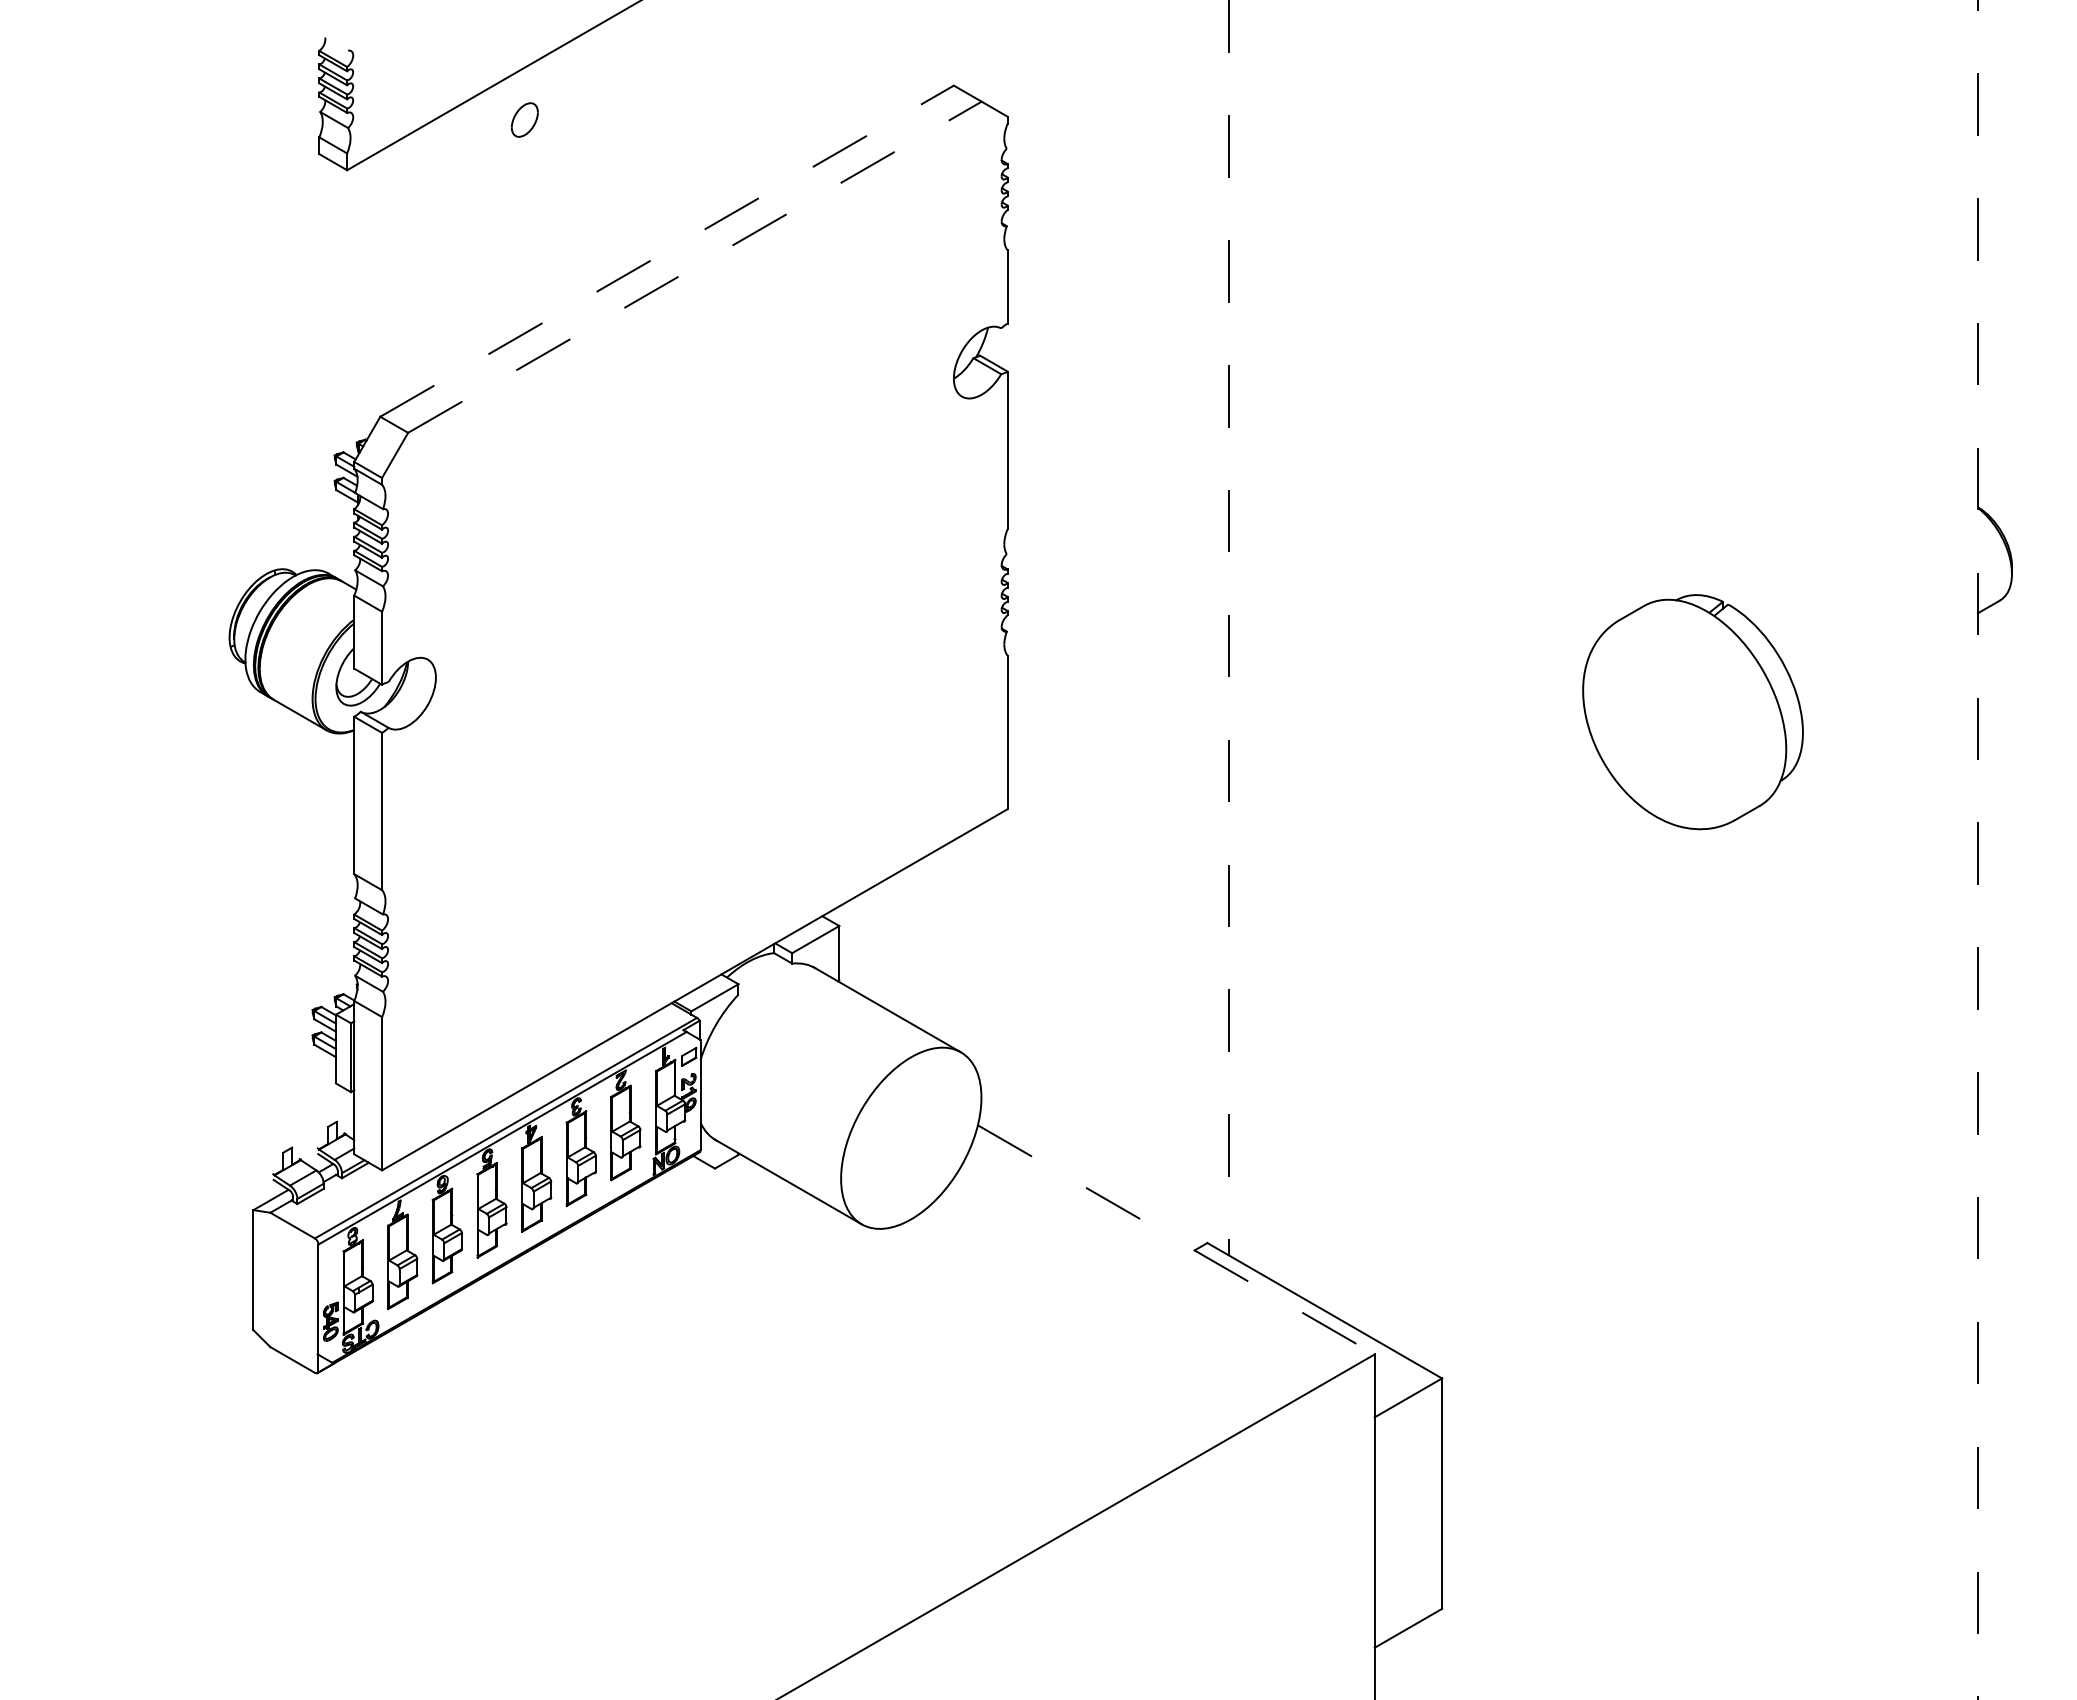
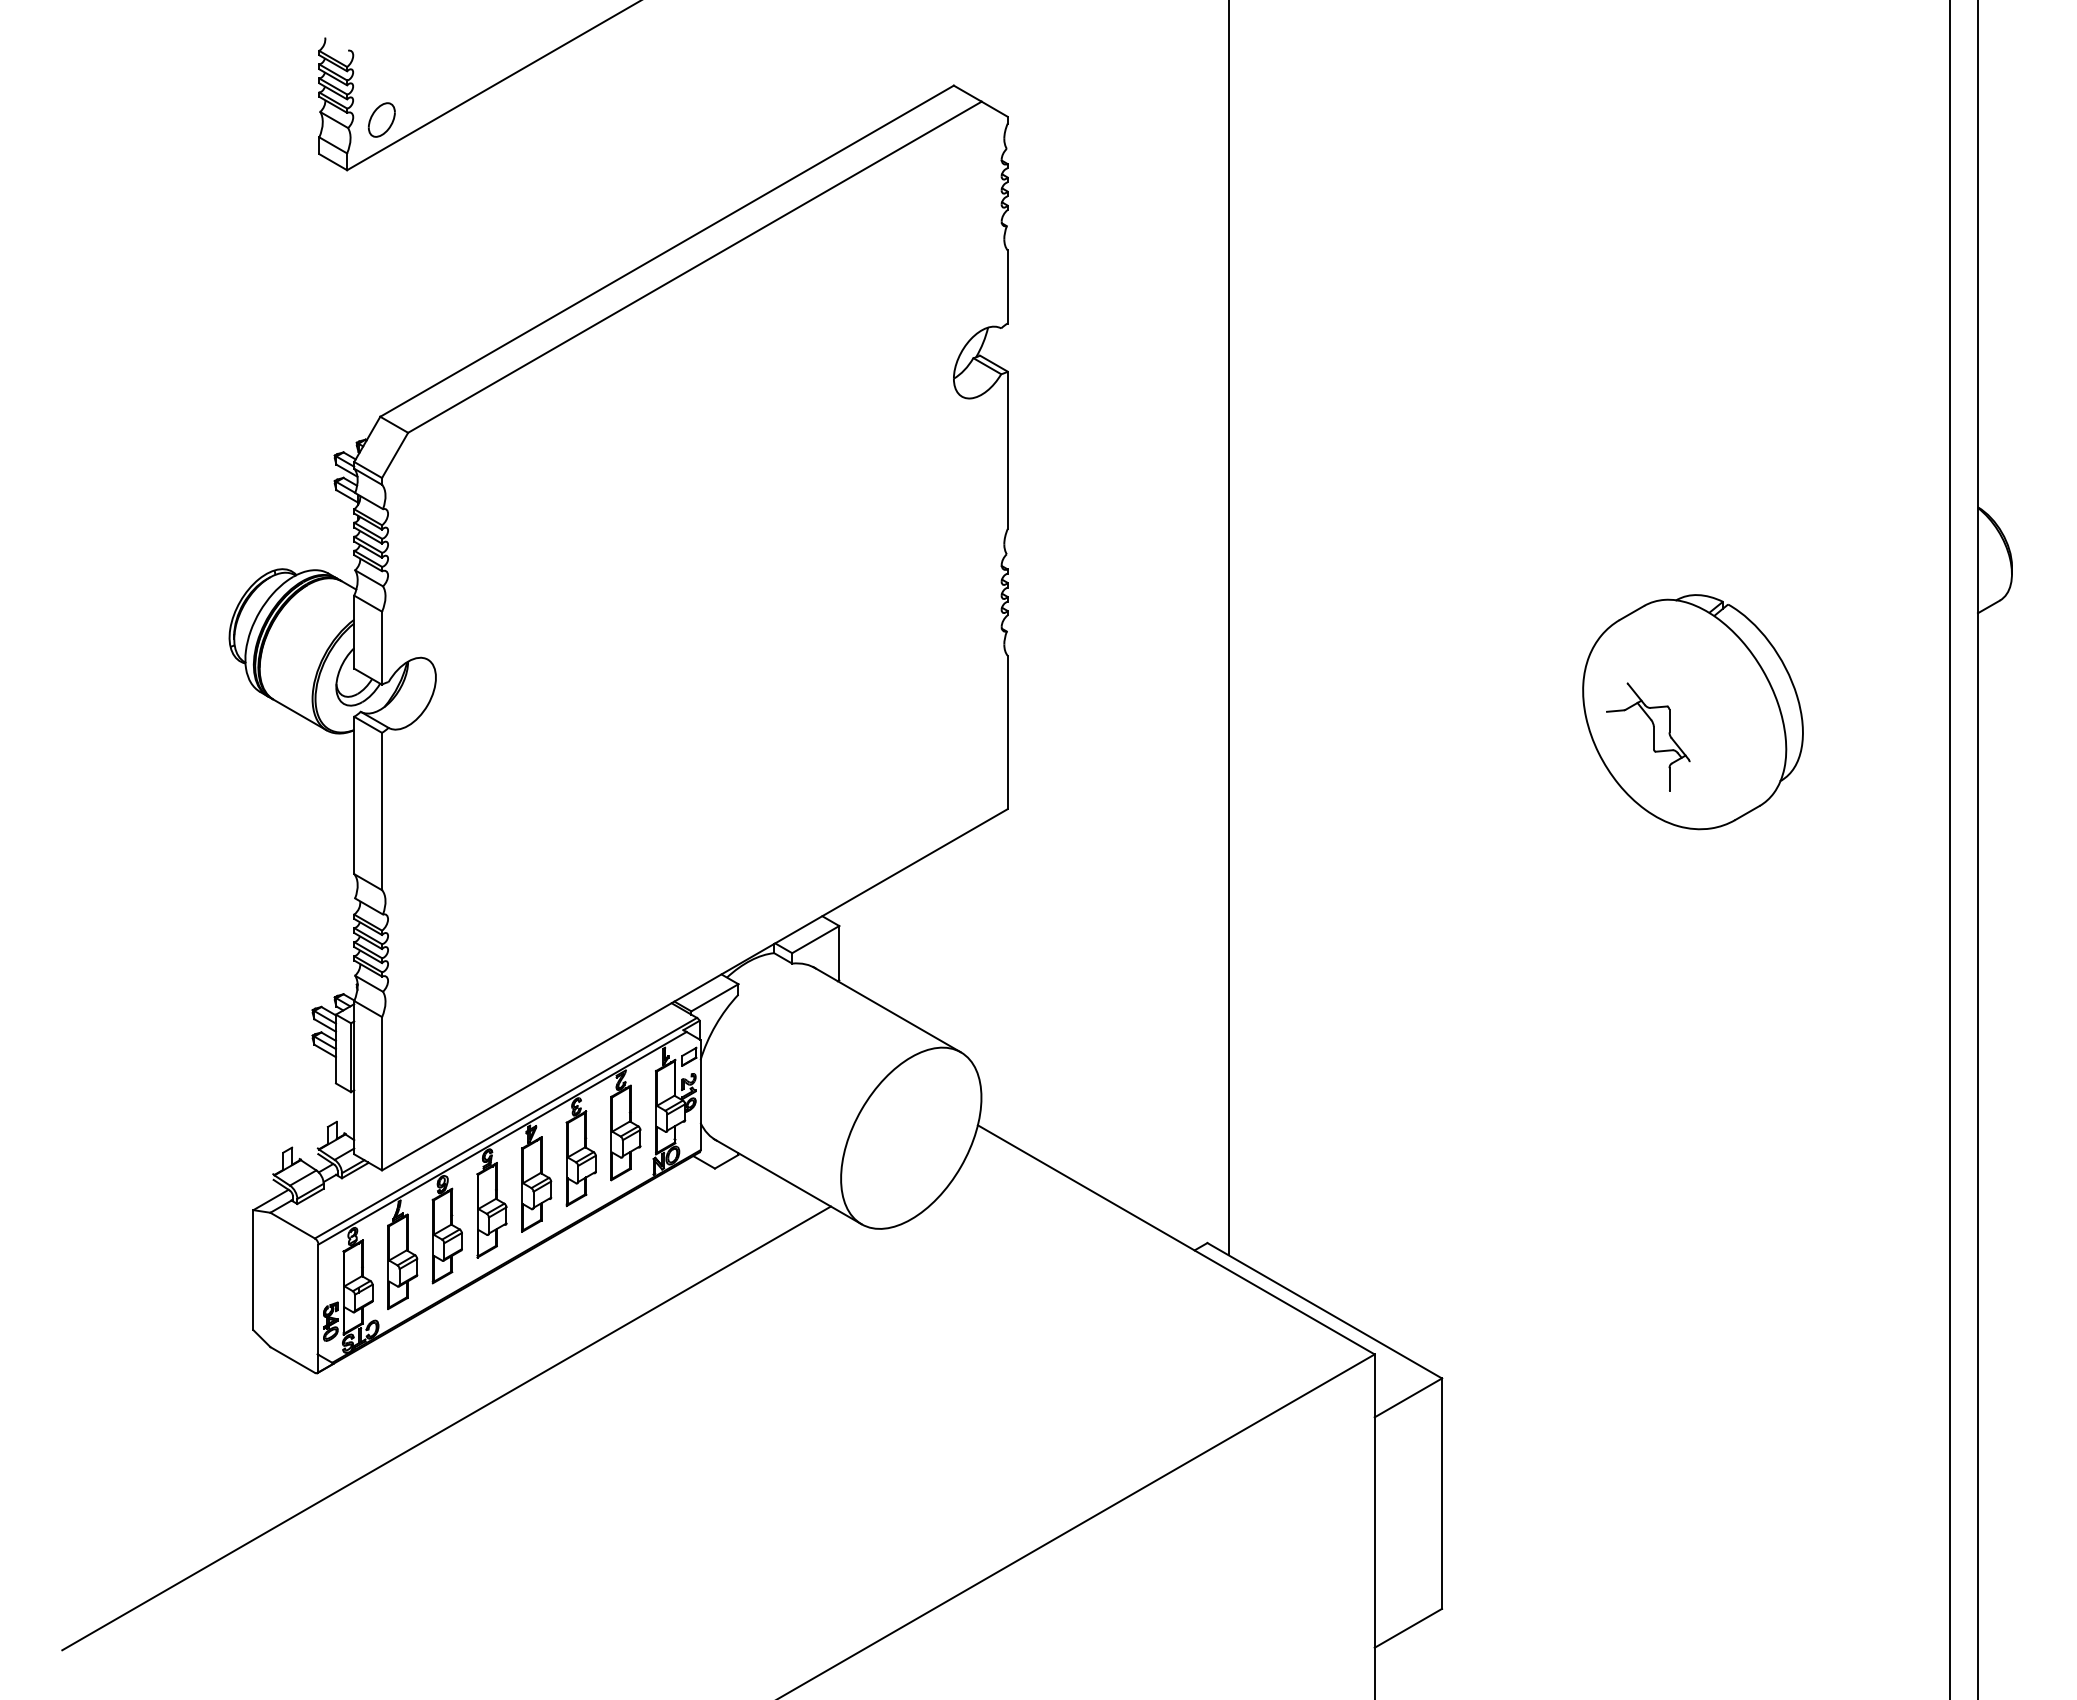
part position: (524, 119) -> (381, 119) (381, 119)
line: dashed -> solid (667, 250)
line: dashed -> solid (695, 267)
line: dashed -> solid (1228, 628)
part: none -> present (1648, 736)
line: none -> present (1949, 849)
line: dashed -> solid (1977, 850)
line: dashed -> solid (1176, 1240)
line: none -> present (446, 1428)
